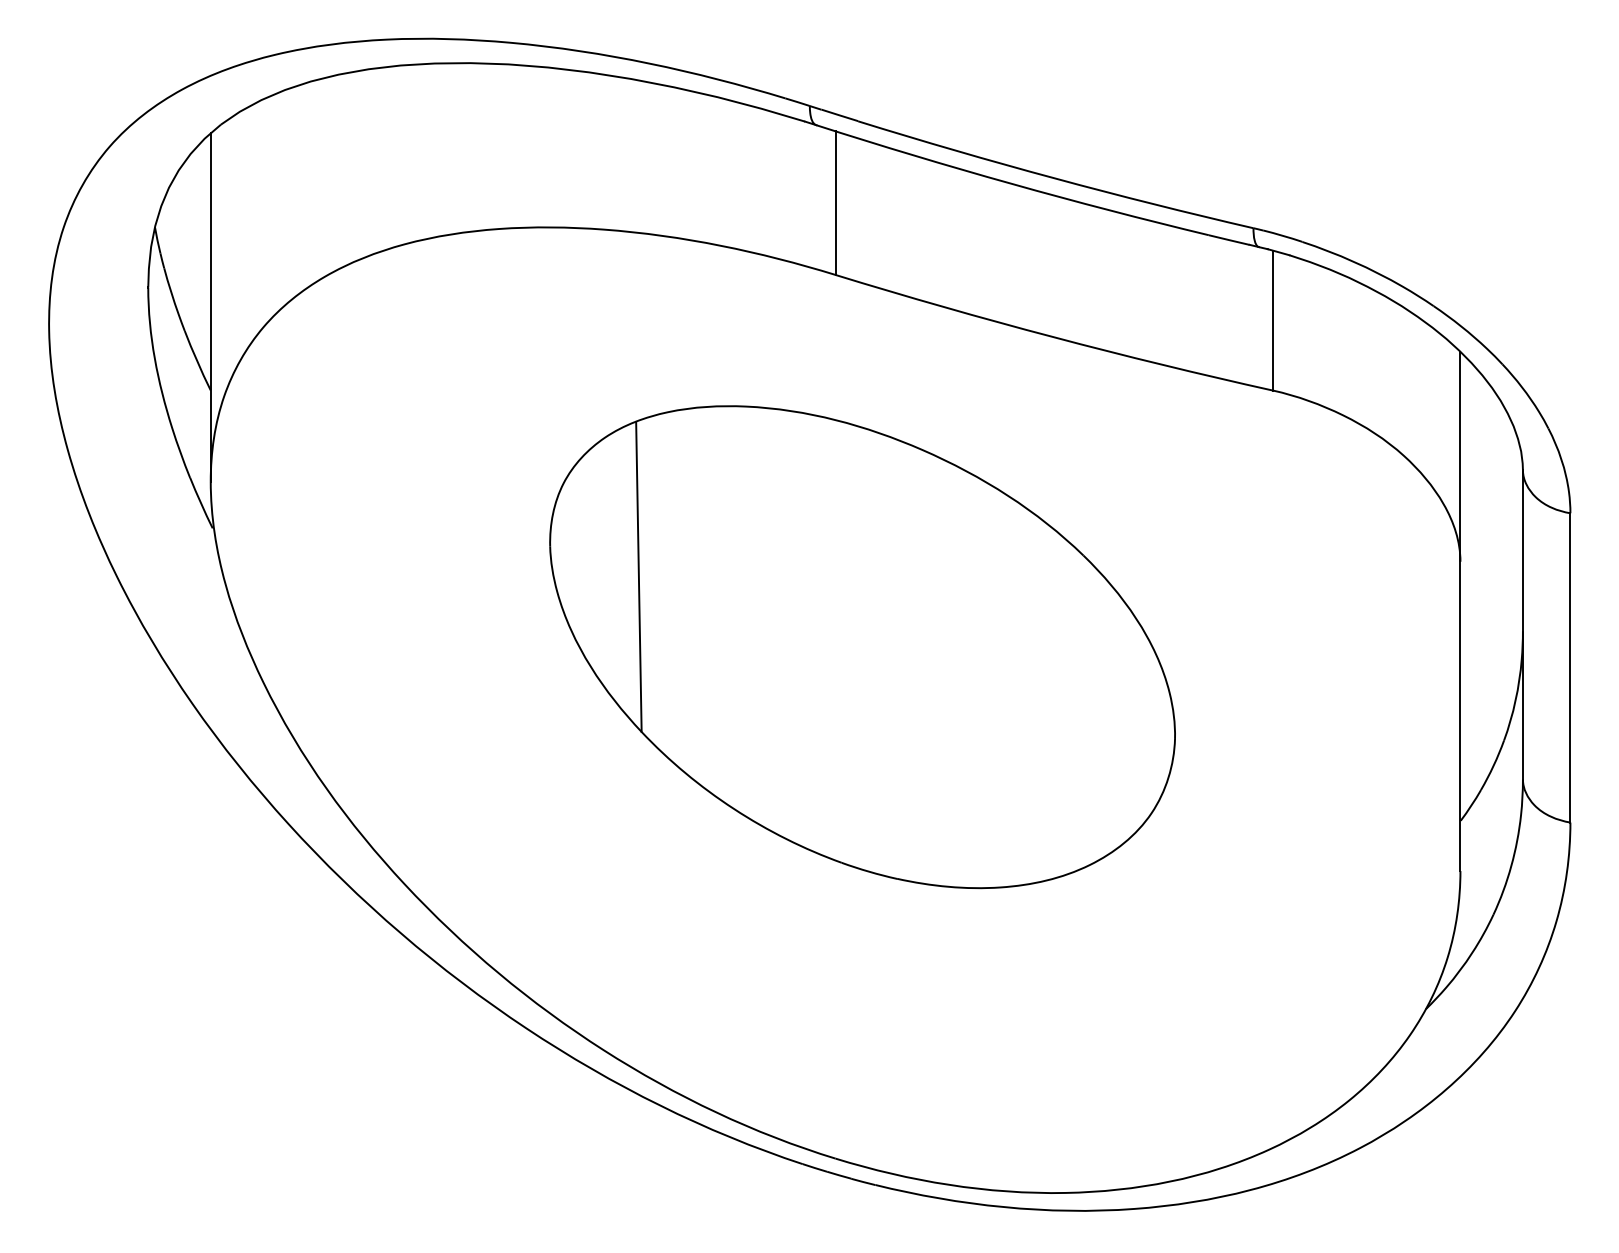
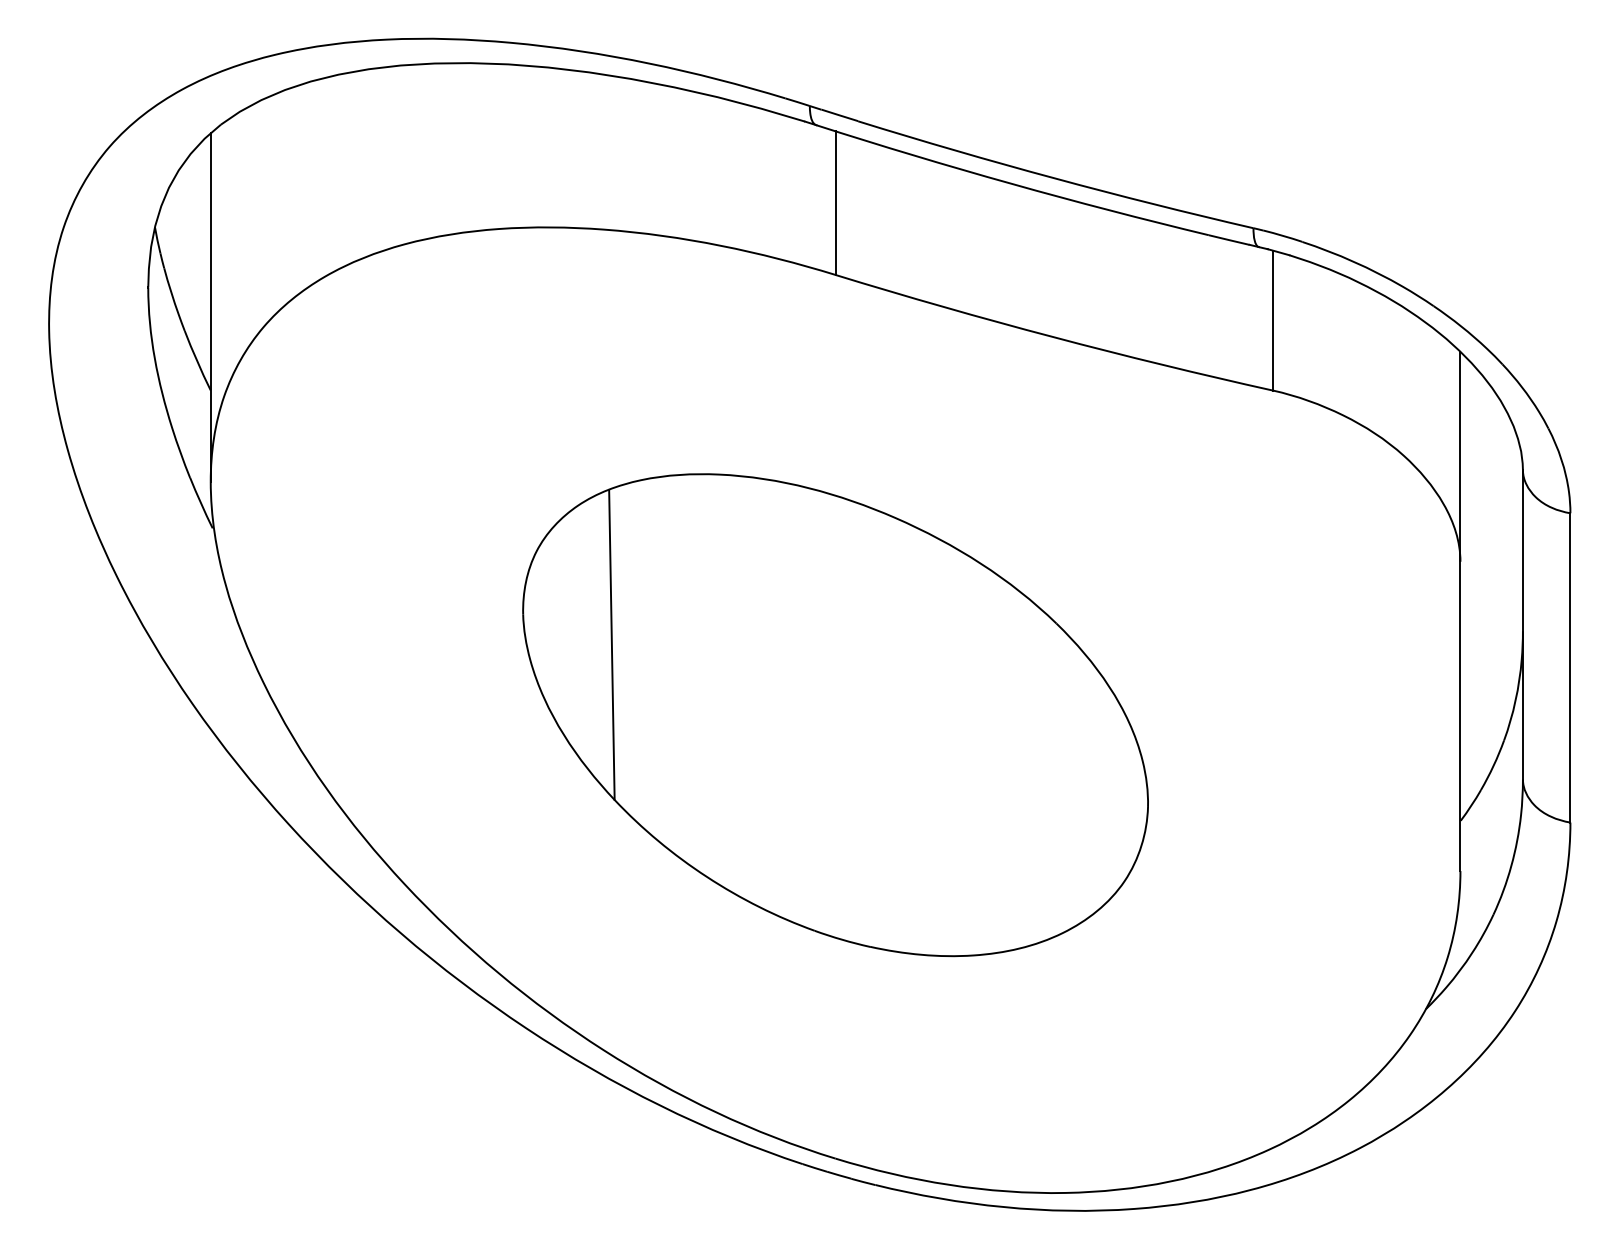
part position: (862, 647) -> (835, 715) (835, 715)
